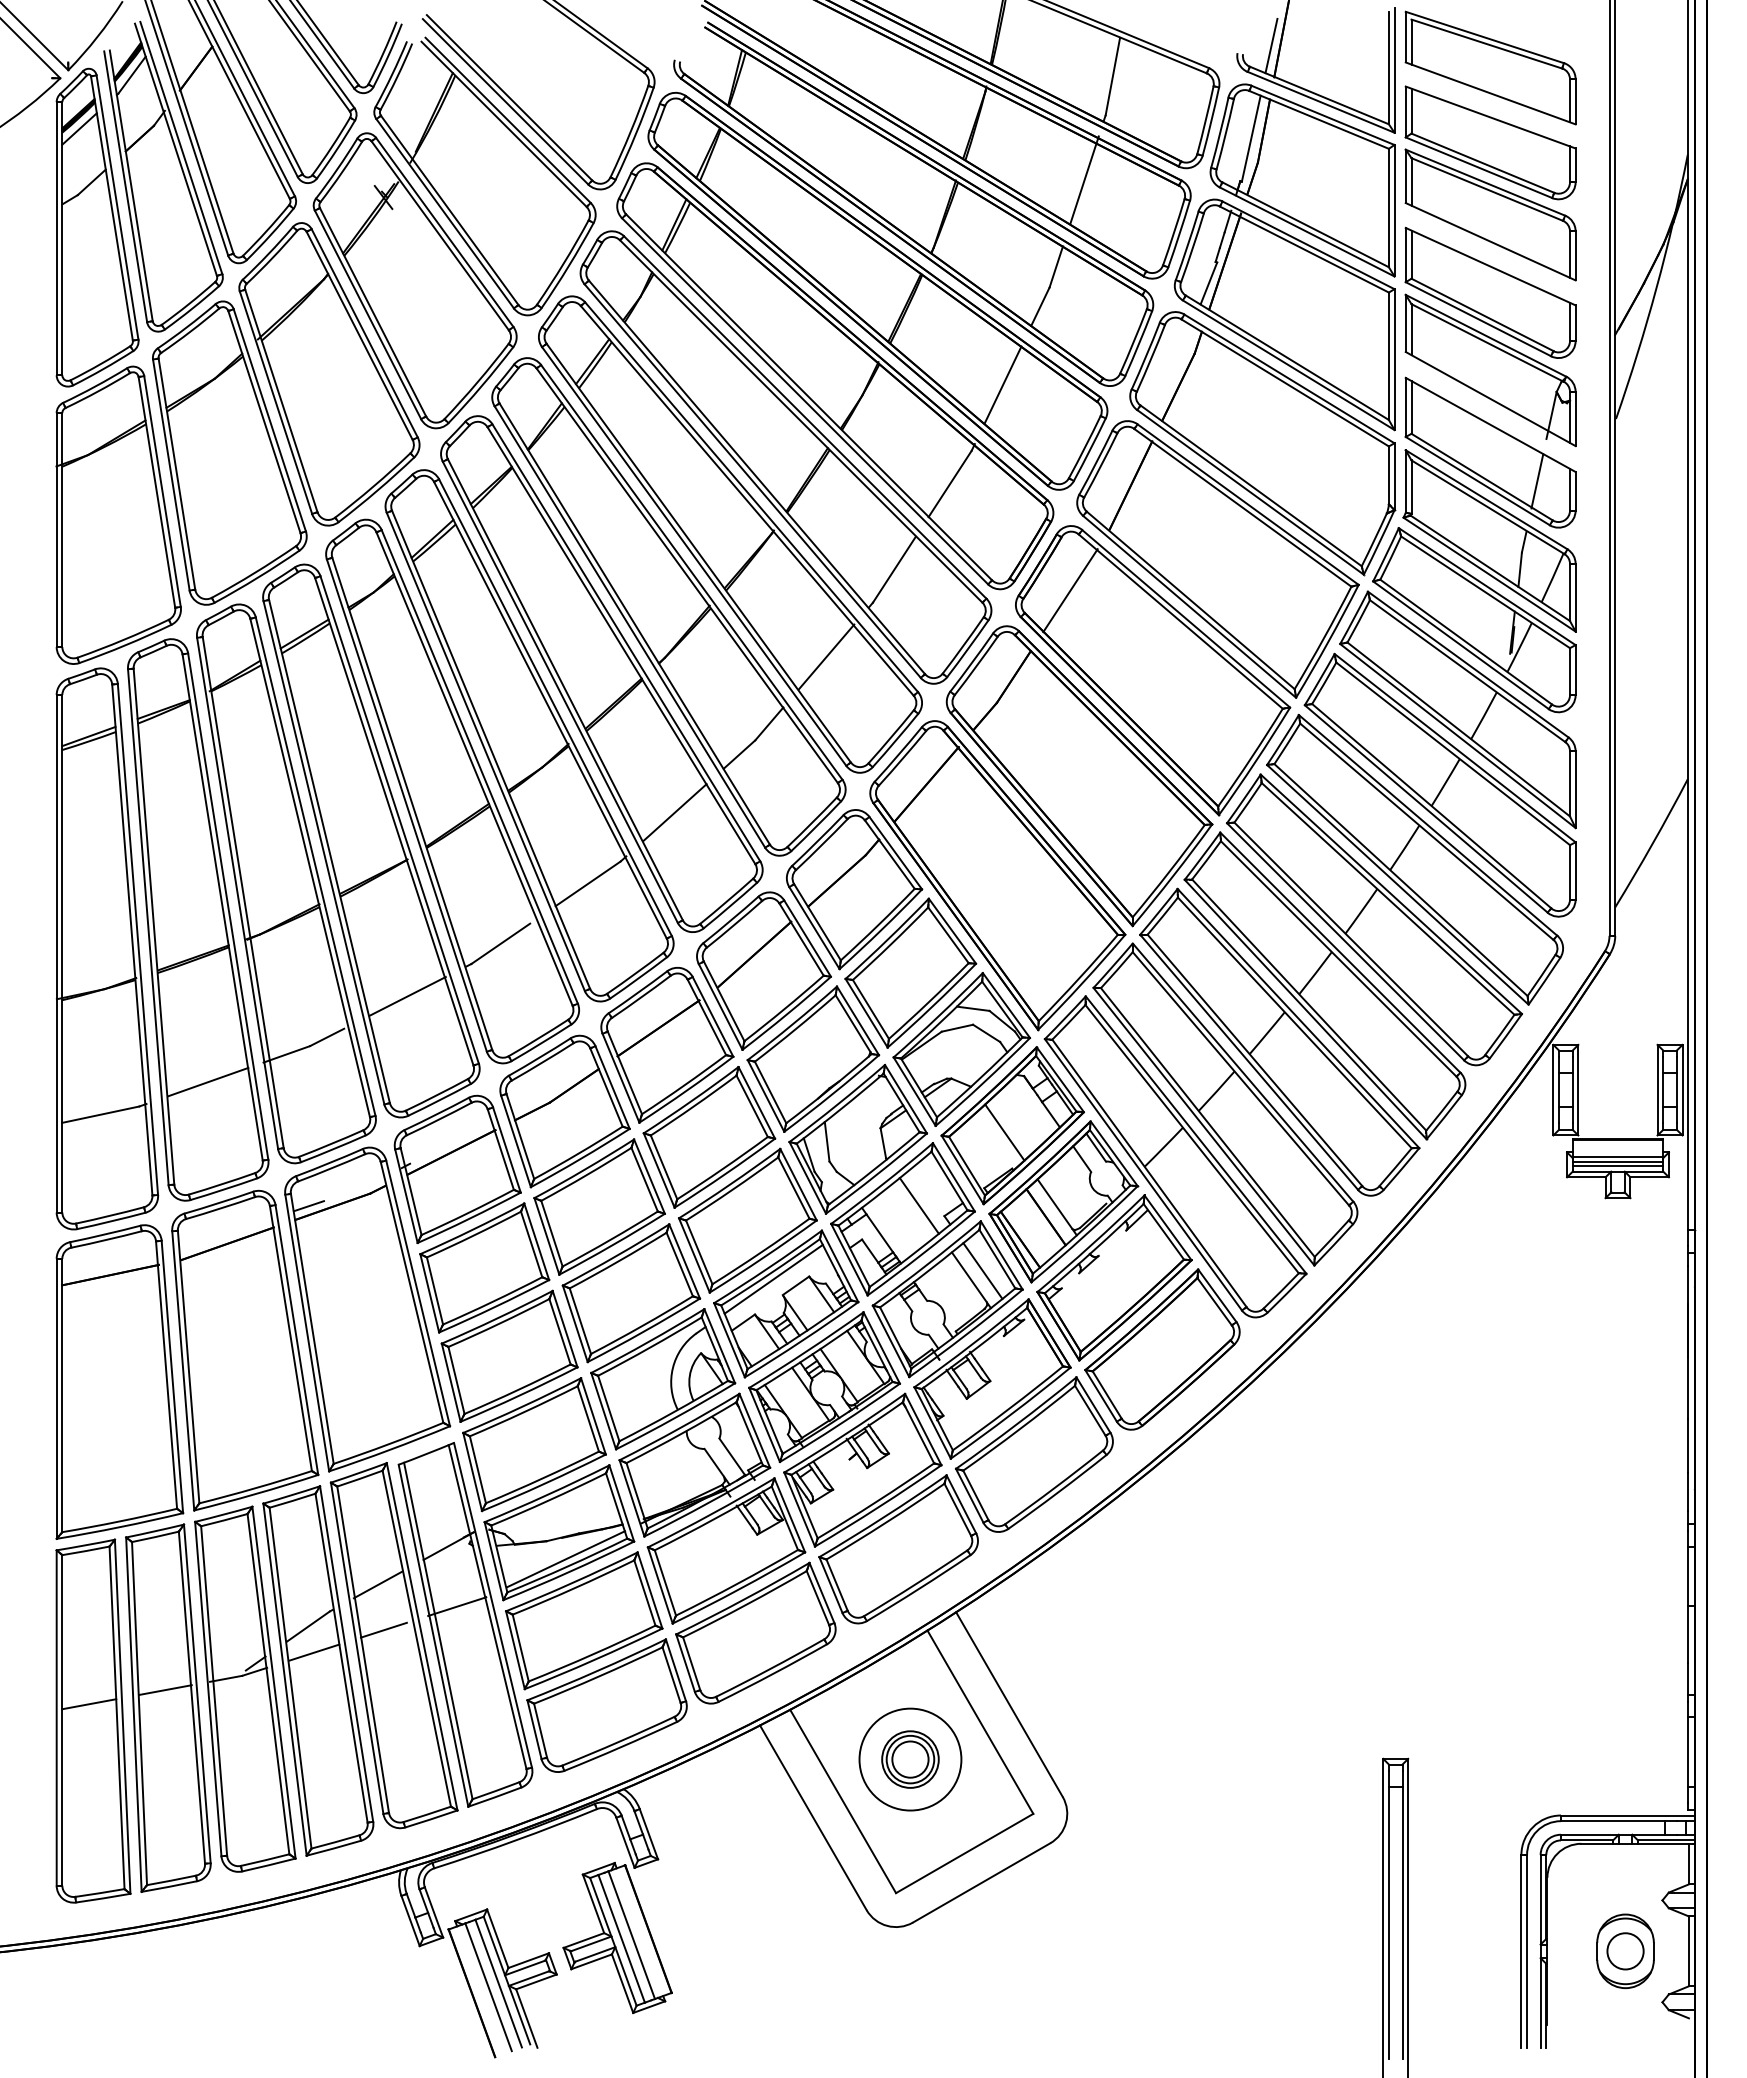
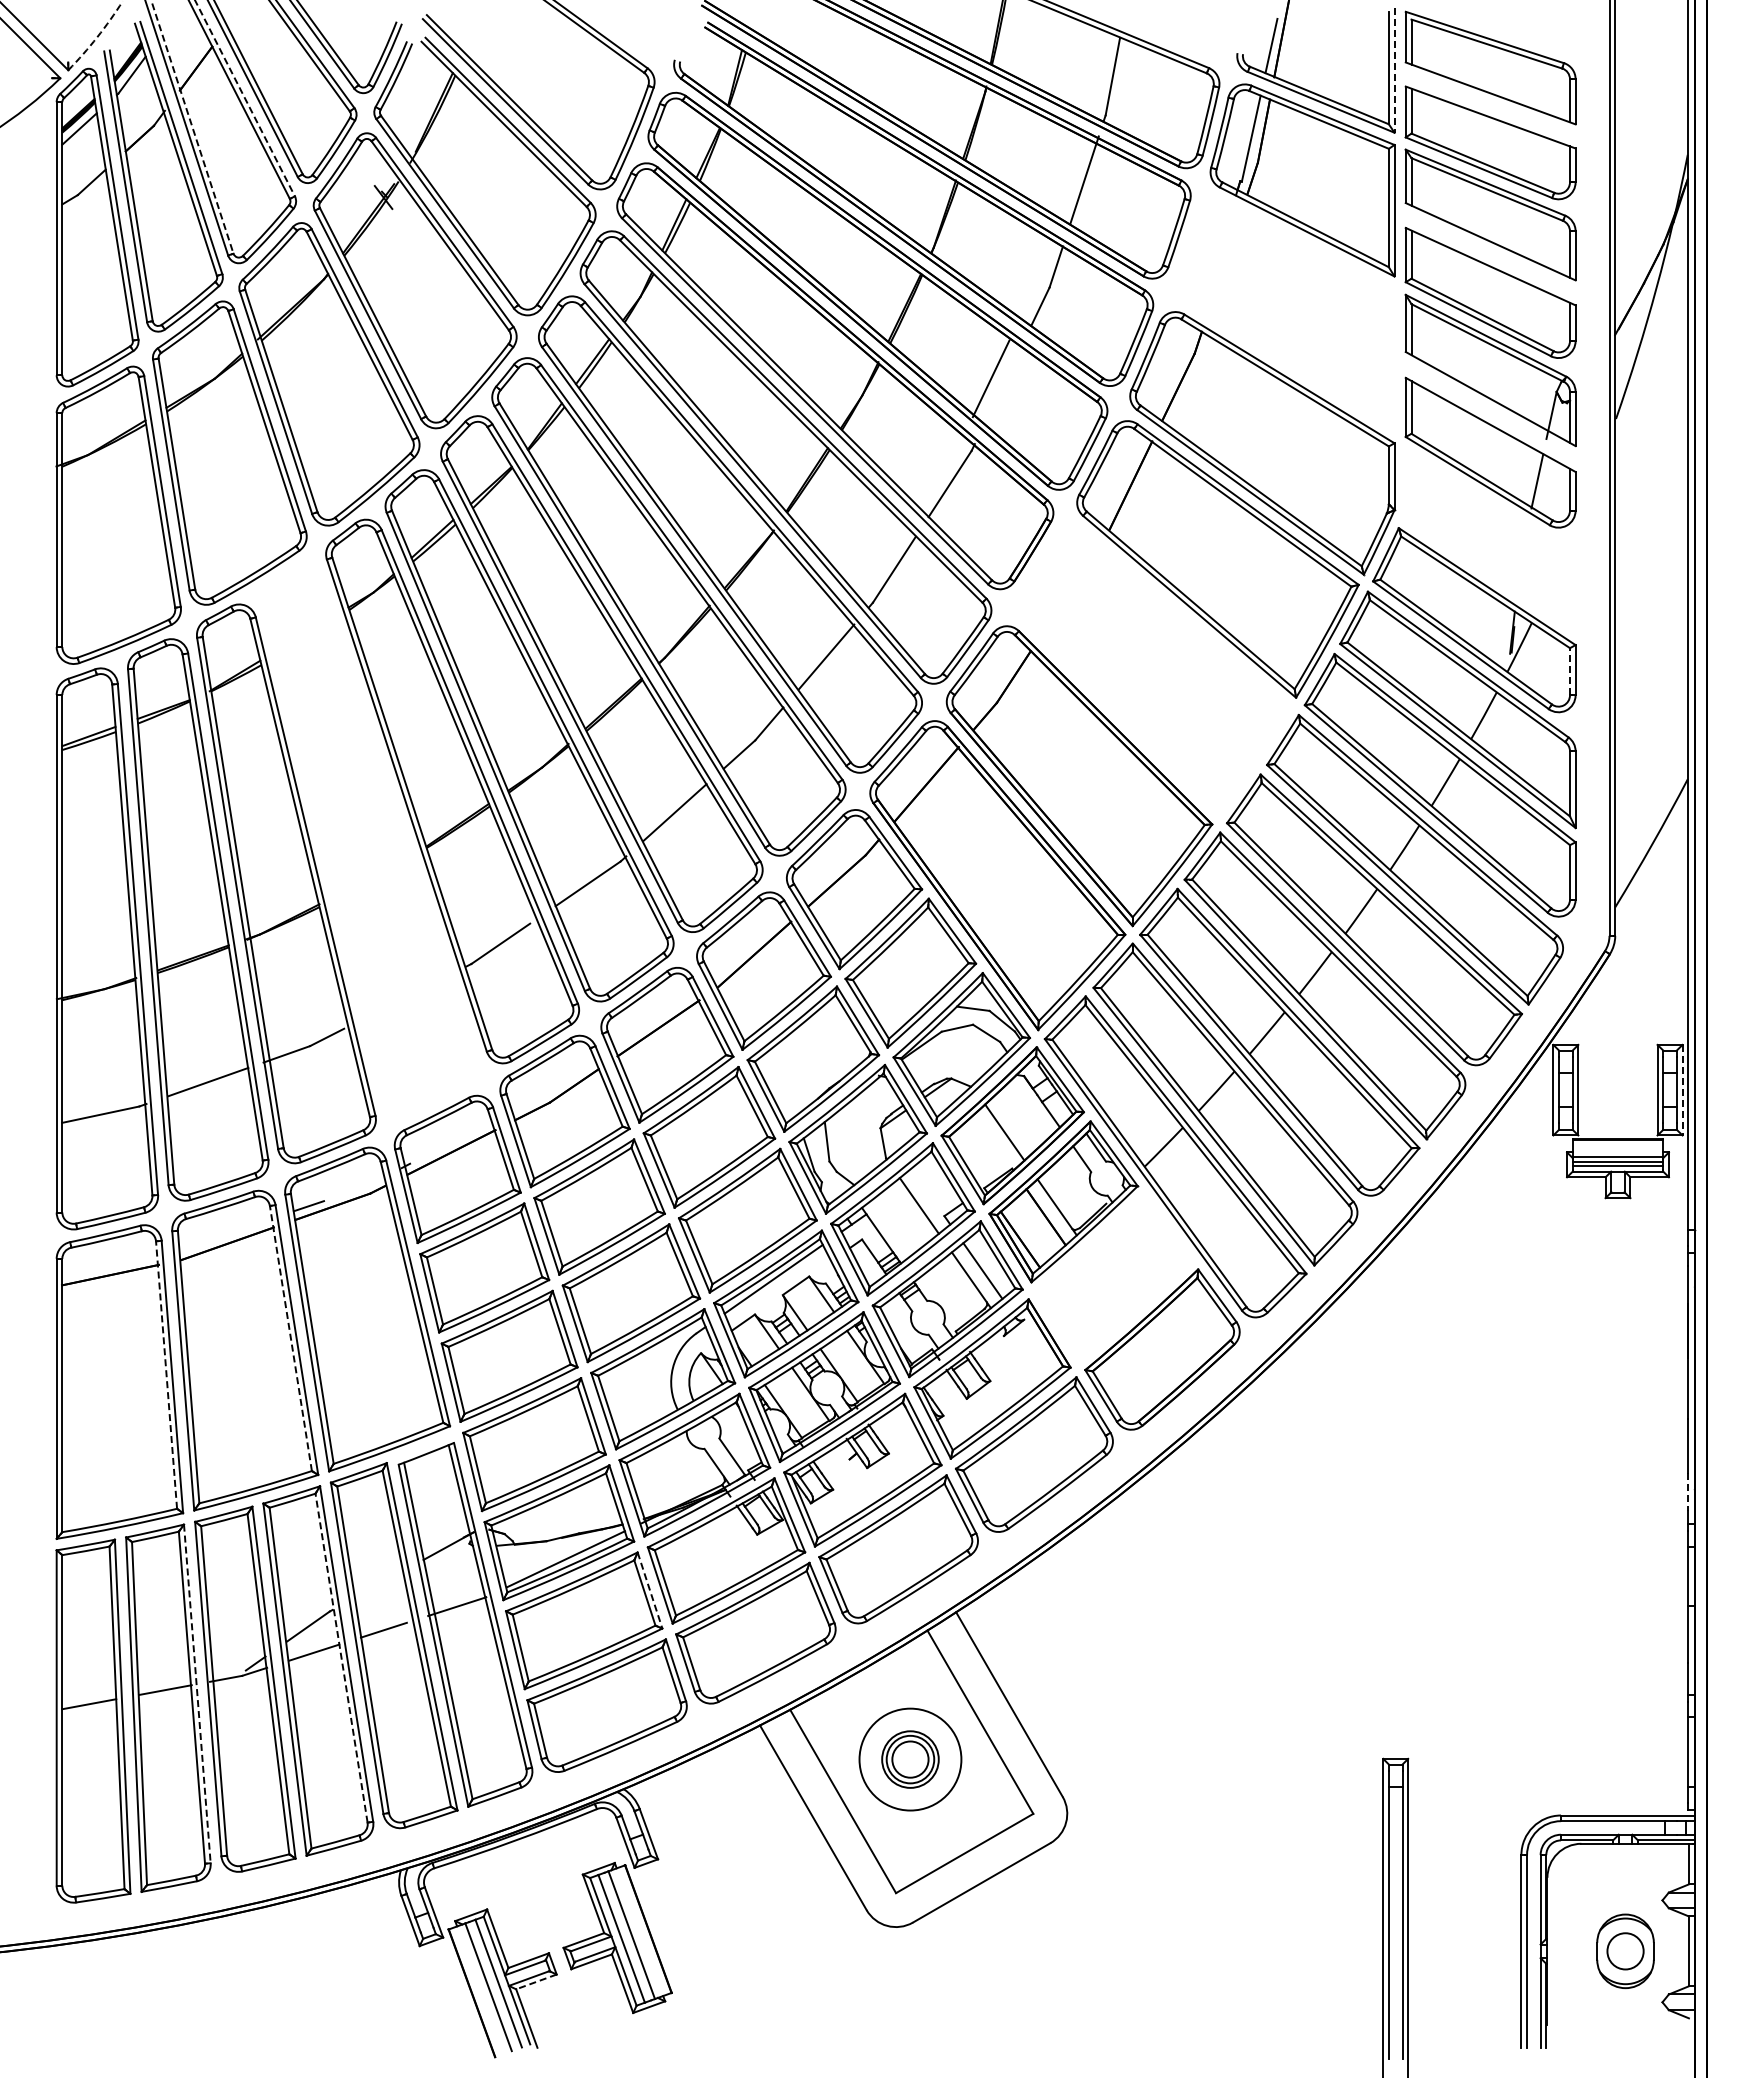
arc: solid -> dashed (97, 37)
line: solid -> dashed (1394, 70)
line: solid -> dashed (245, 98)
line: solid -> dashed (192, 127)
part: present -> none (1284, 314)
line position: (1002, 384) -> (990, 378) (990, 378)
part: present -> none (1489, 540)
part: present -> none (1153, 670)
line: solid -> dashed (1569, 671)
part: present -> none (371, 840)
line: solid -> dashed (1682, 1090)
part: present -> none (1114, 1277)
line: solid -> dashed (290, 1338)
line: solid -> dashed (166, 1374)
line: solid -> dashed (1687, 1491)
line: present -> none (377, 1584)
line: solid -> dashed (650, 1590)
line: solid -> dashed (341, 1658)
line: solid -> dashed (197, 1693)
line: solid -> dashed (536, 1981)
